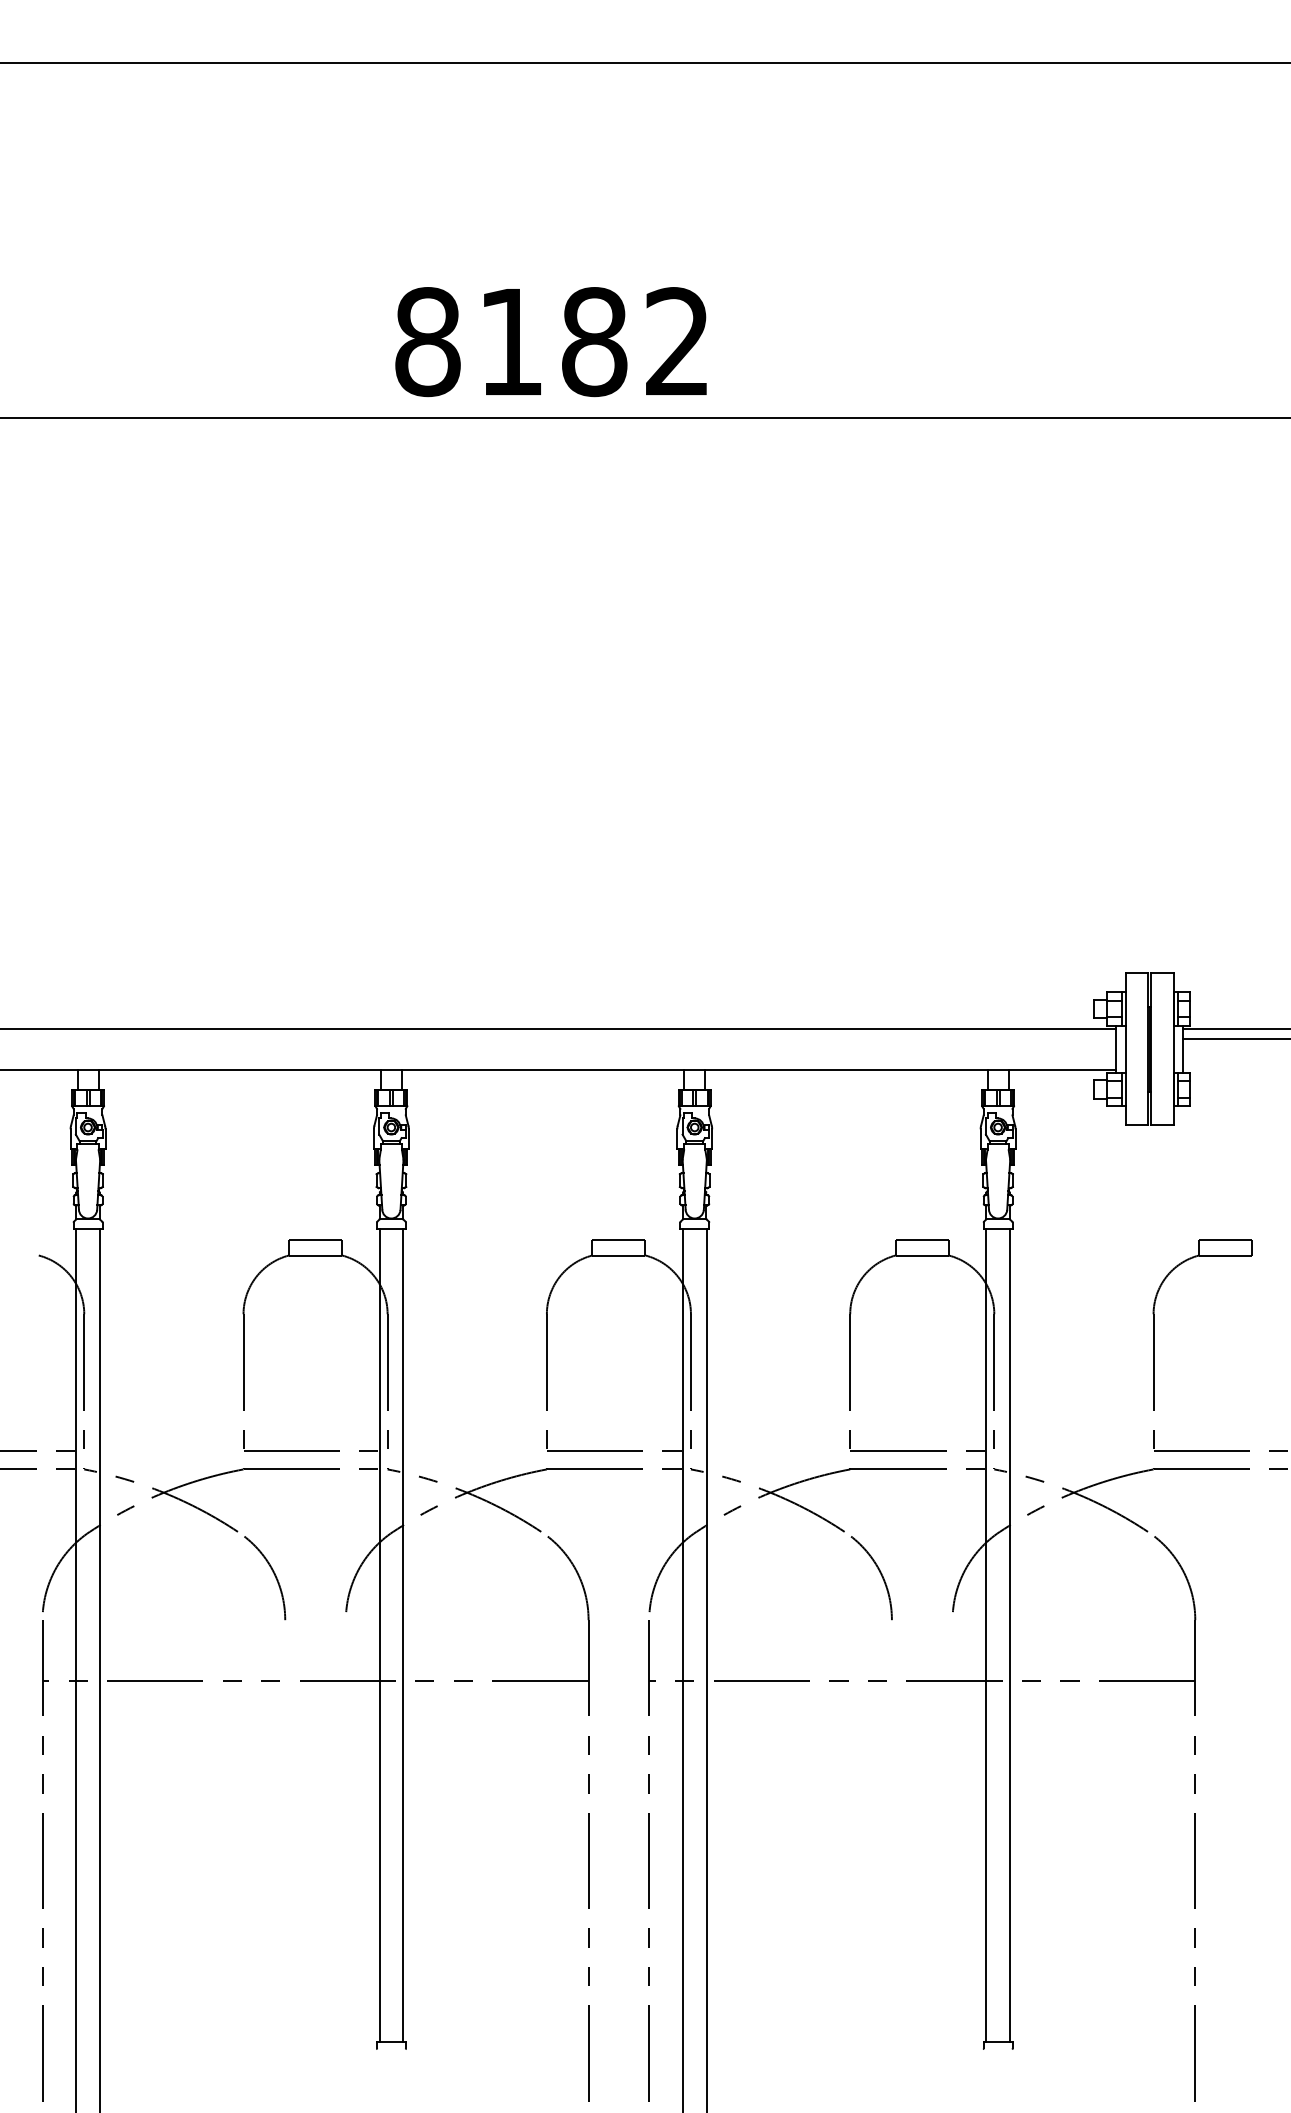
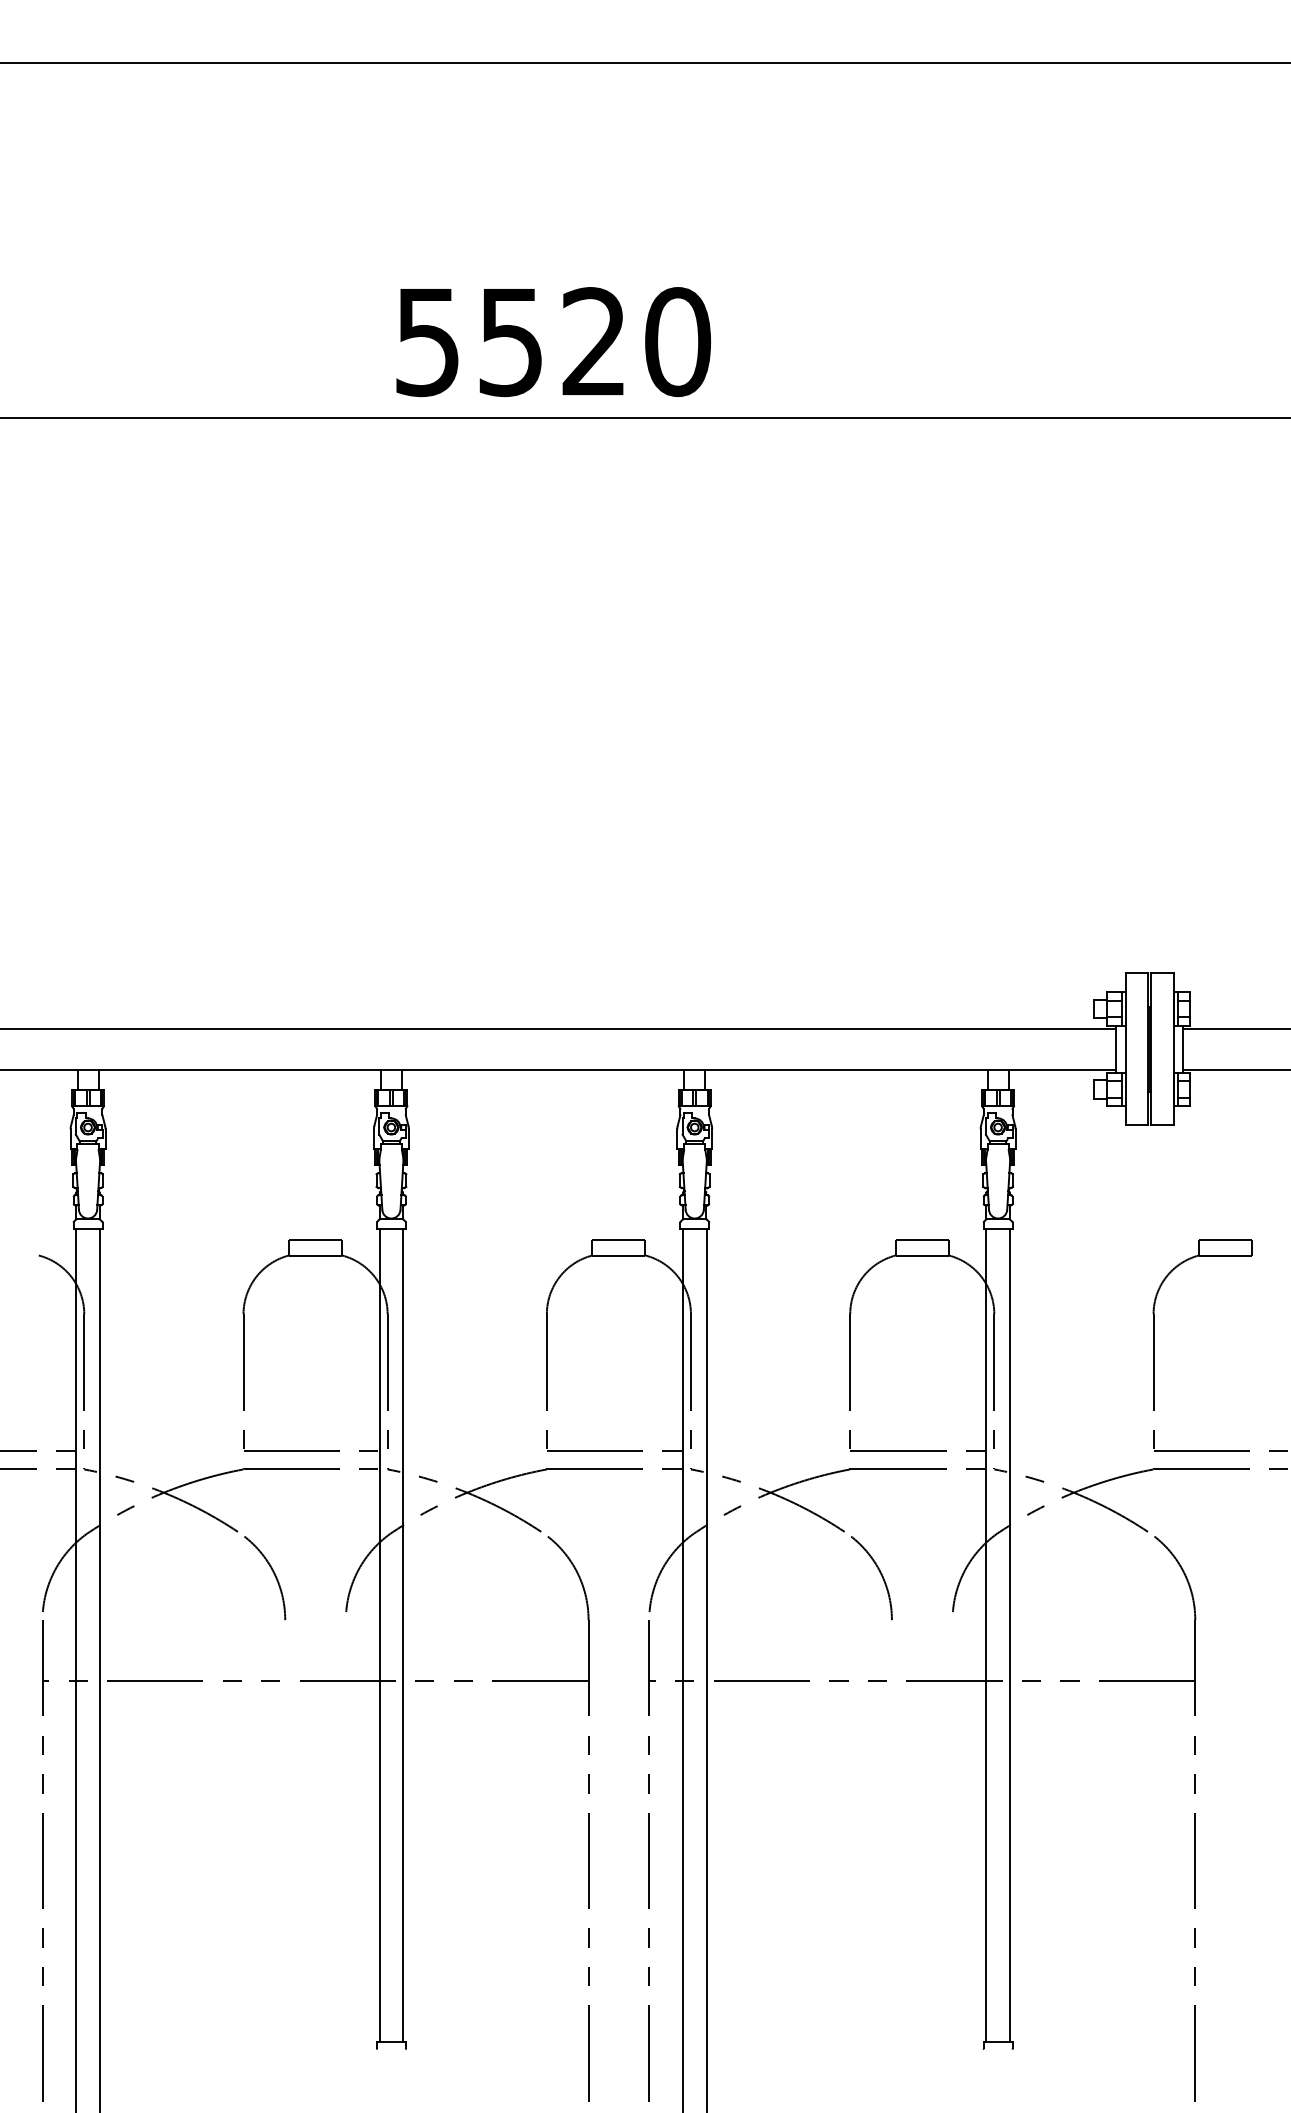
text: 8182 -> 5520 (553, 342)
line position: (1235, 1038) -> (1235, 1069) (1235, 1069)
